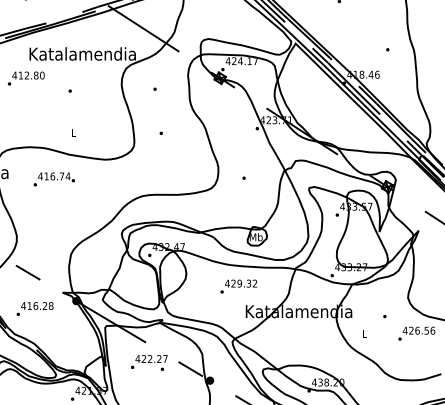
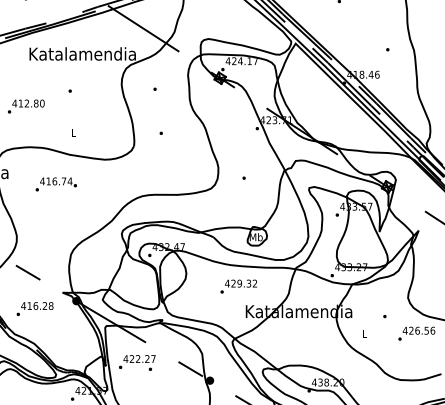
text position: (26, 78) -> (26, 106) (26, 106)
text position: (53, 179) -> (55, 184) (55, 184)
text position: (149, 362) -> (137, 362) (137, 362)
